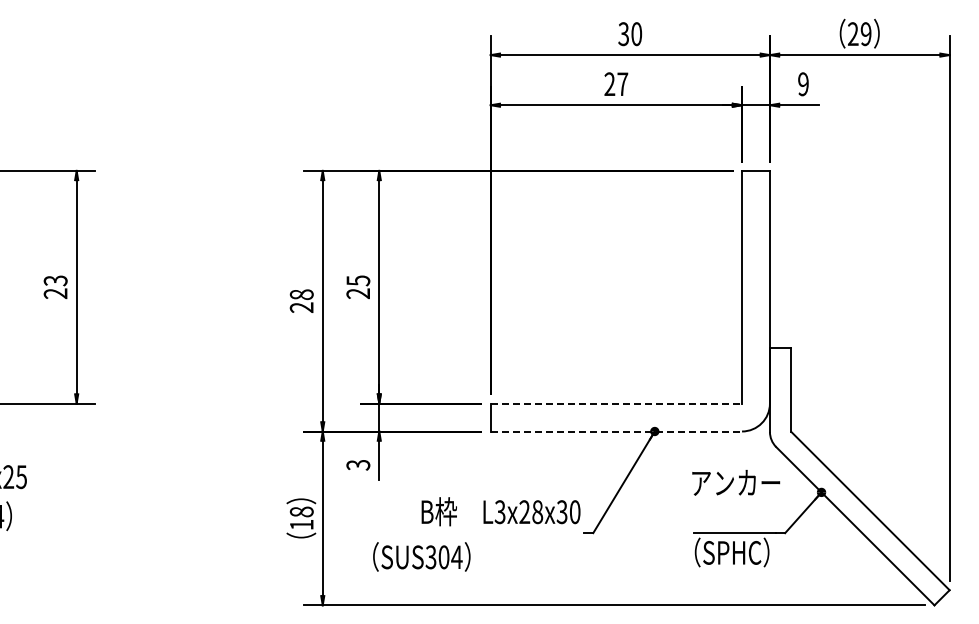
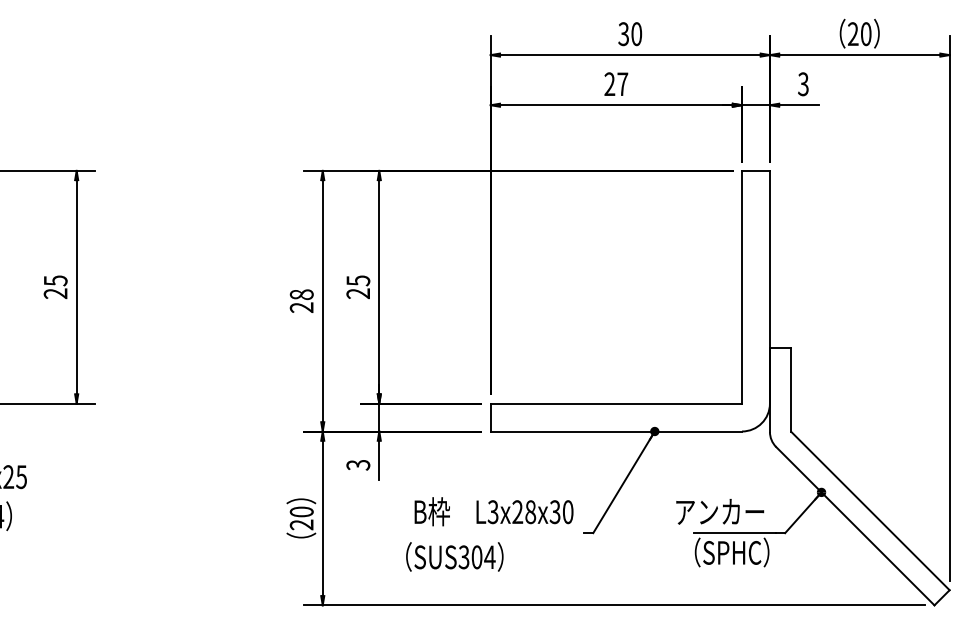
text: 29 -> 20 (865, 34)
text: 9 -> 3 (803, 84)
text: 23 -> 25 (54, 280)
line: dashed -> solid (616, 403)
line: dashed -> solid (616, 431)
text position: (736, 482) -> (720, 511) (720, 511)
text position: (500, 511) -> (493, 511) (493, 511)
text: 18 -> 20 (301, 518)
text position: (421, 556) -> (454, 556) (454, 556)
